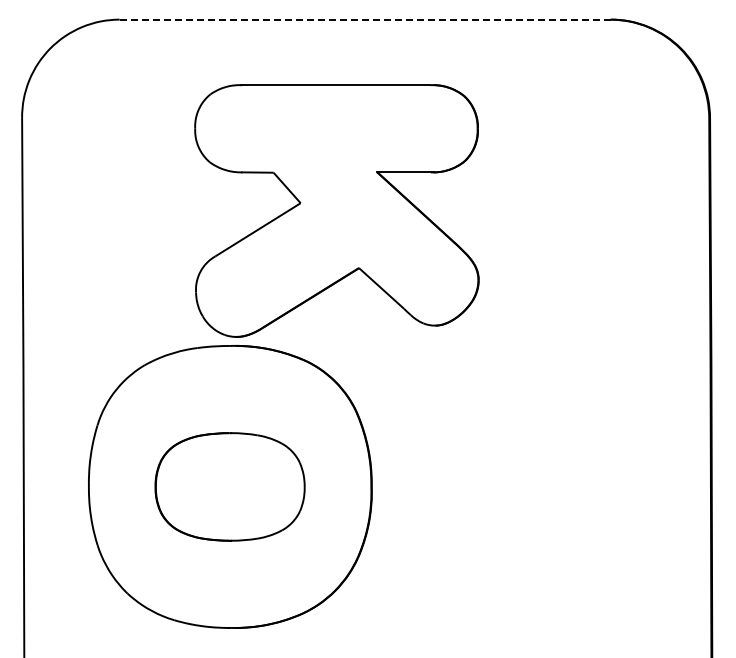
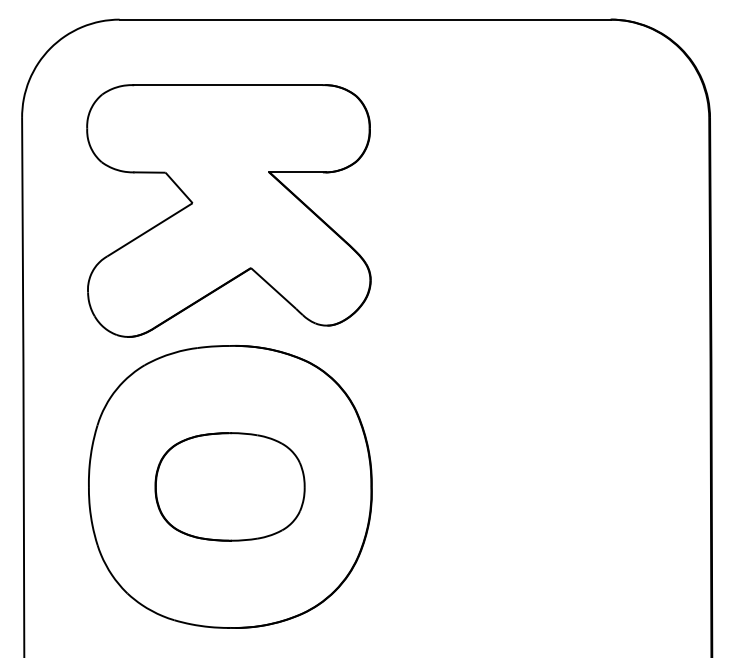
line: dashed -> solid (365, 19)
part position: (336, 210) -> (228, 210) (228, 210)
